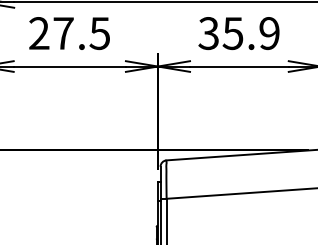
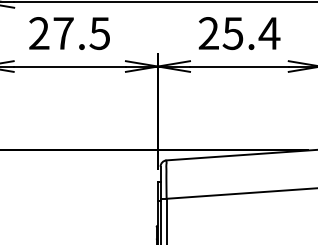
text: 35.9 -> 25.4 (239, 33)
